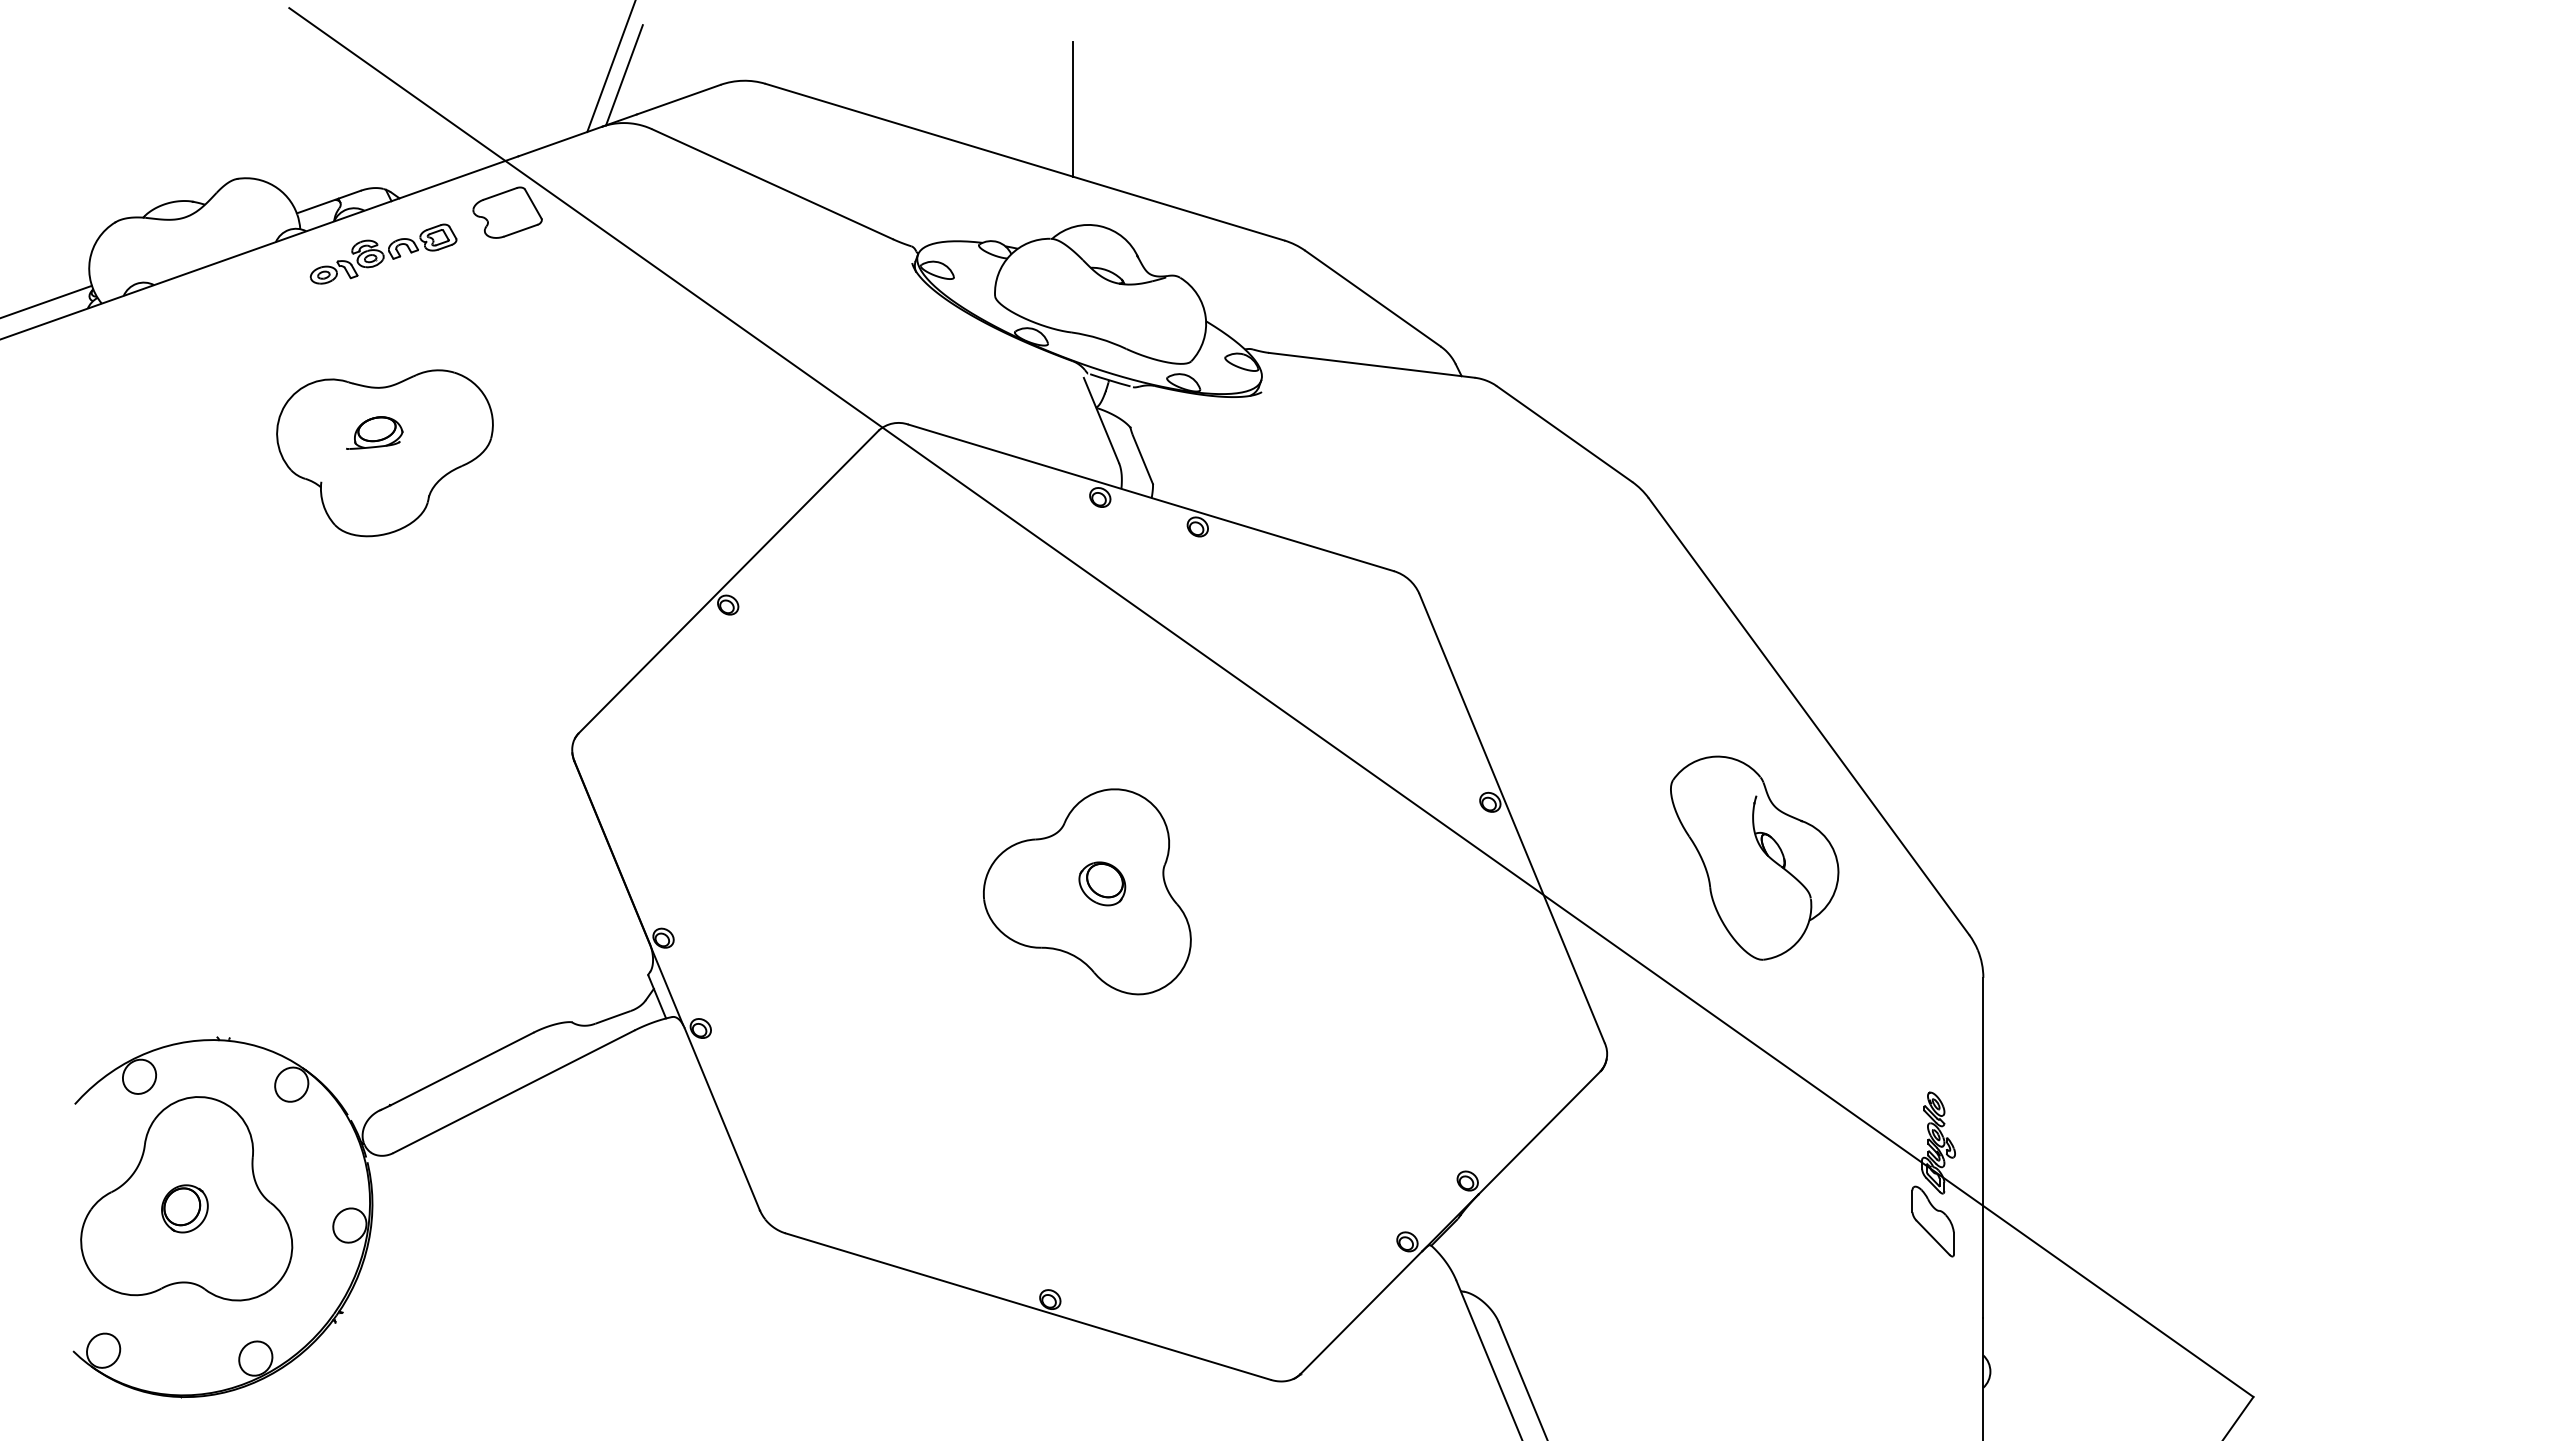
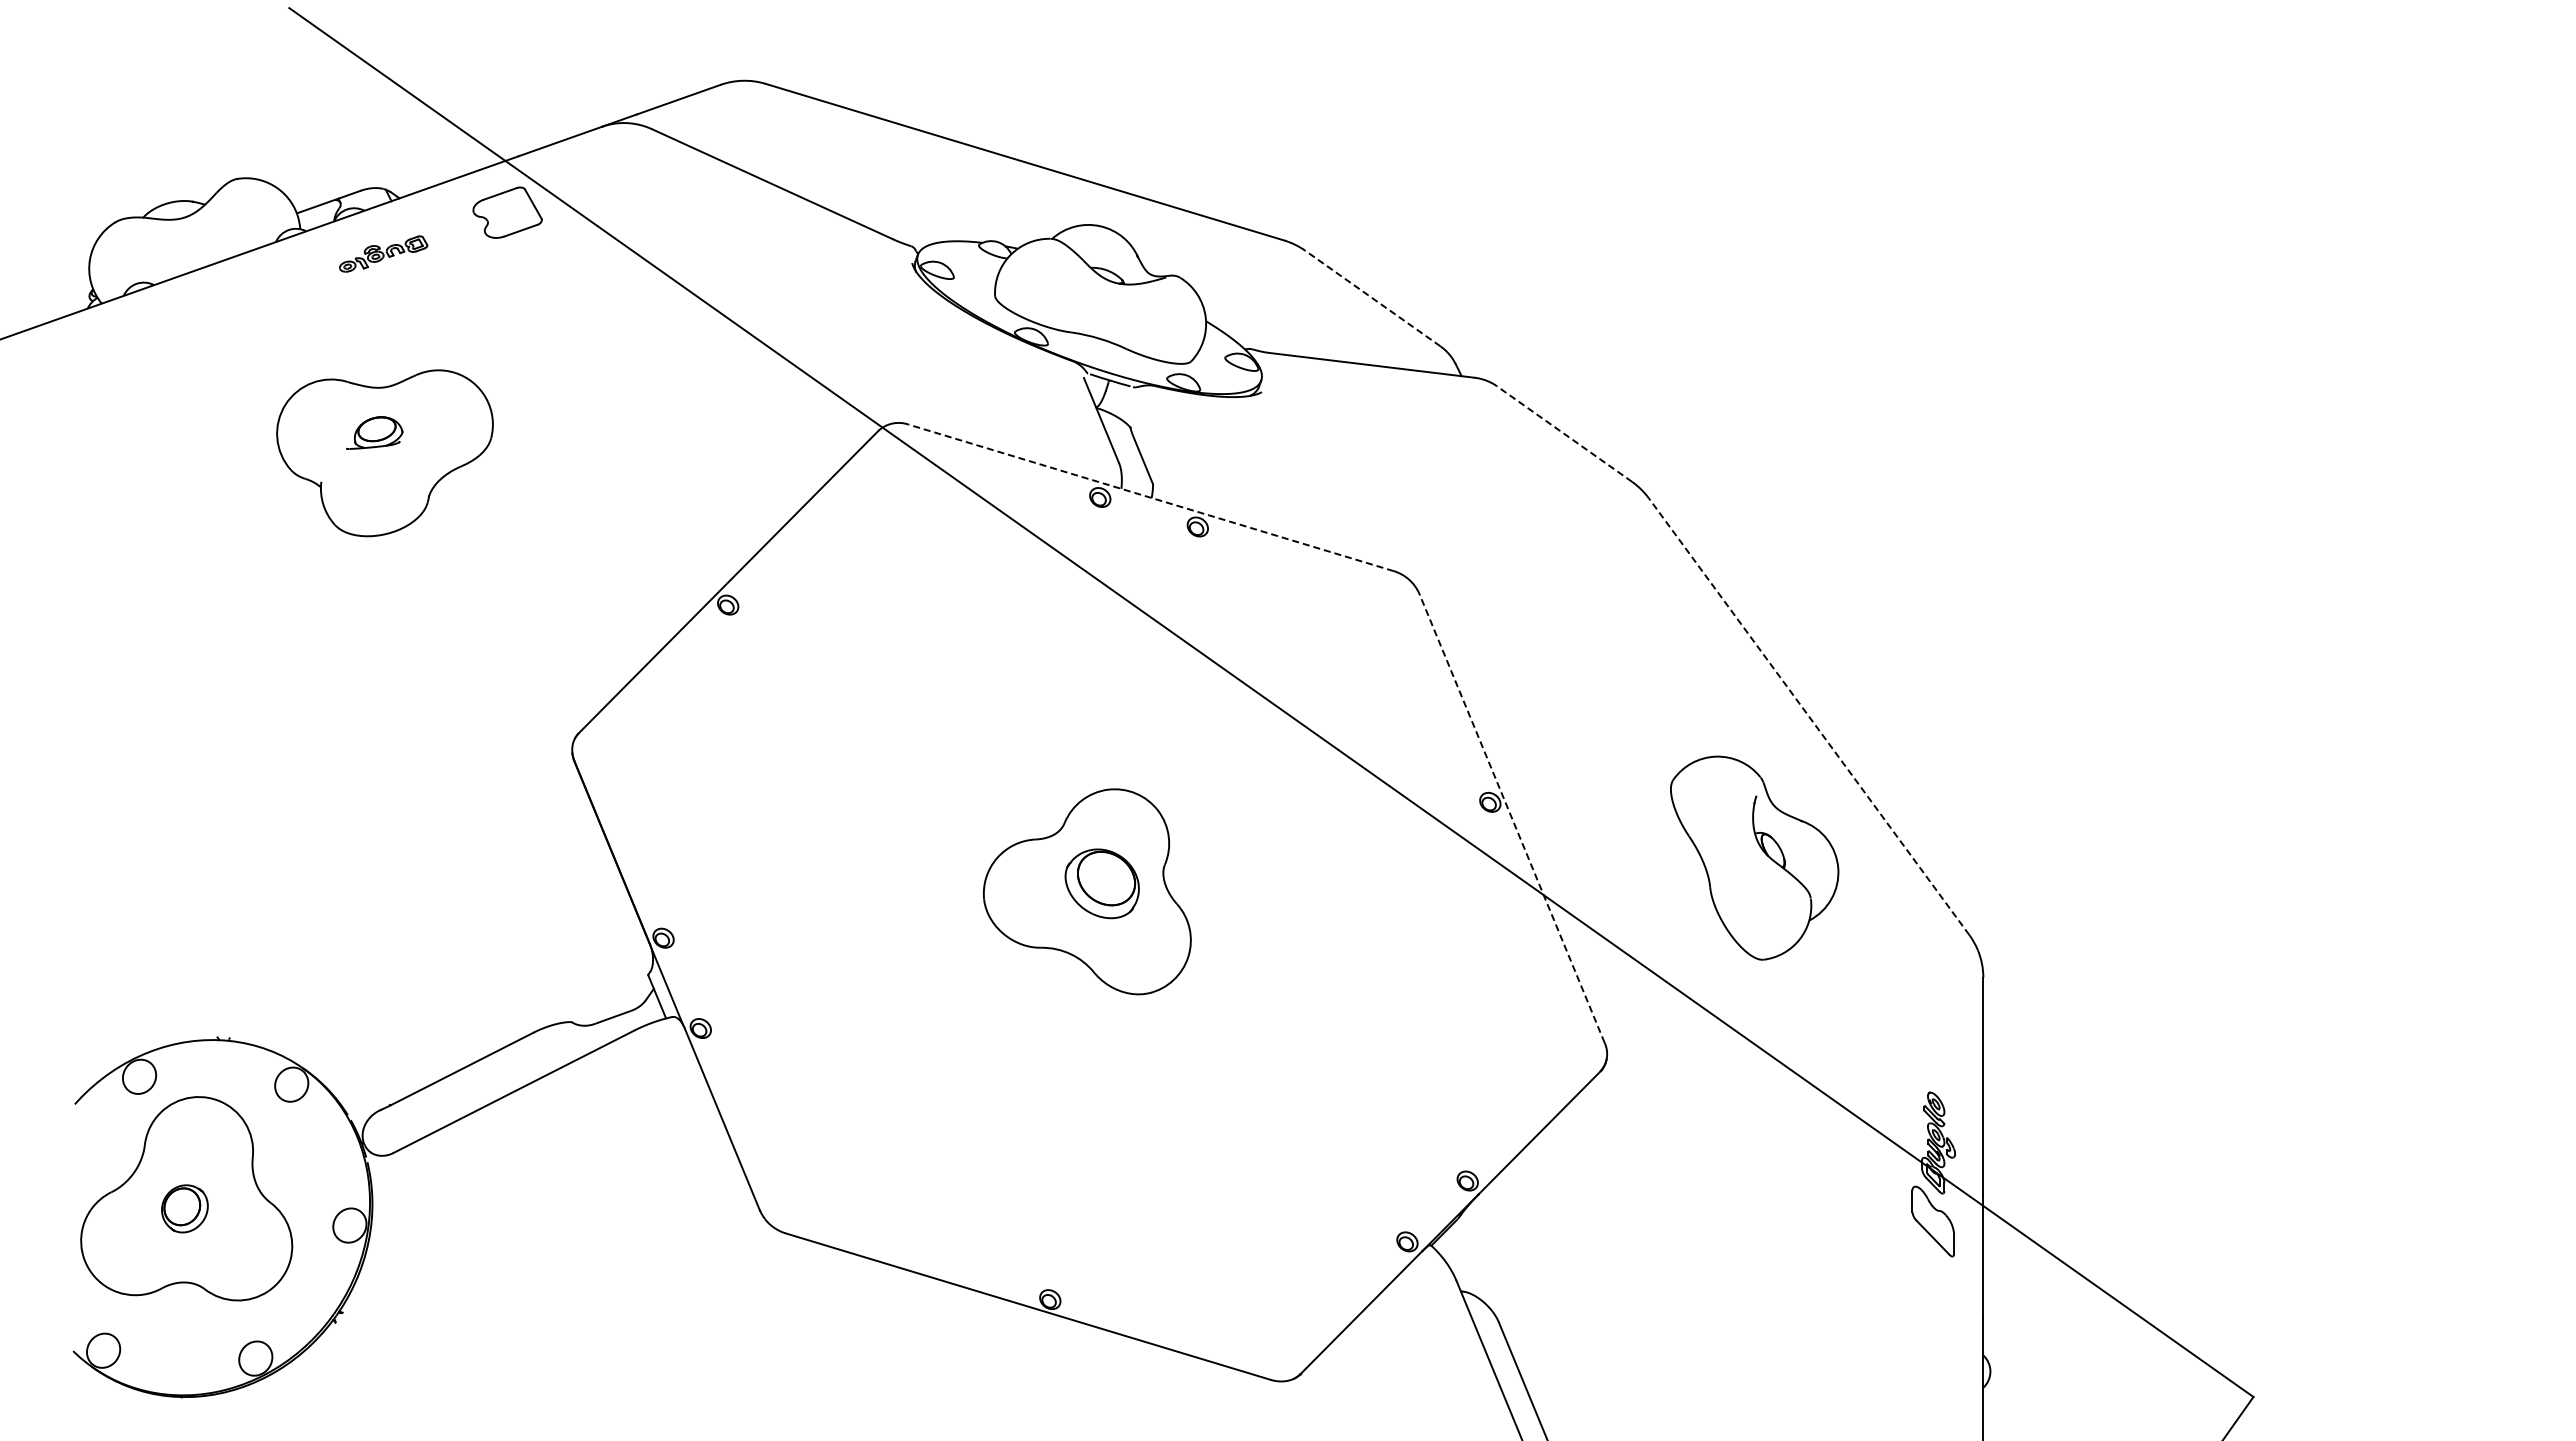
line: present -> none (610, 67)
line: present -> none (624, 75)
line: present -> none (1073, 109)
part size: 149x62 px -> 90x38 px (383, 253)
line: solid -> dashed (1372, 298)
line: present -> none (46, 301)
line: solid -> dashed (1564, 434)
line: solid -> dashed (1150, 497)
line: solid -> dashed (1809, 716)
line: solid -> dashed (1512, 818)
part size: 49x46 px -> 76x72 px (1101, 883)
